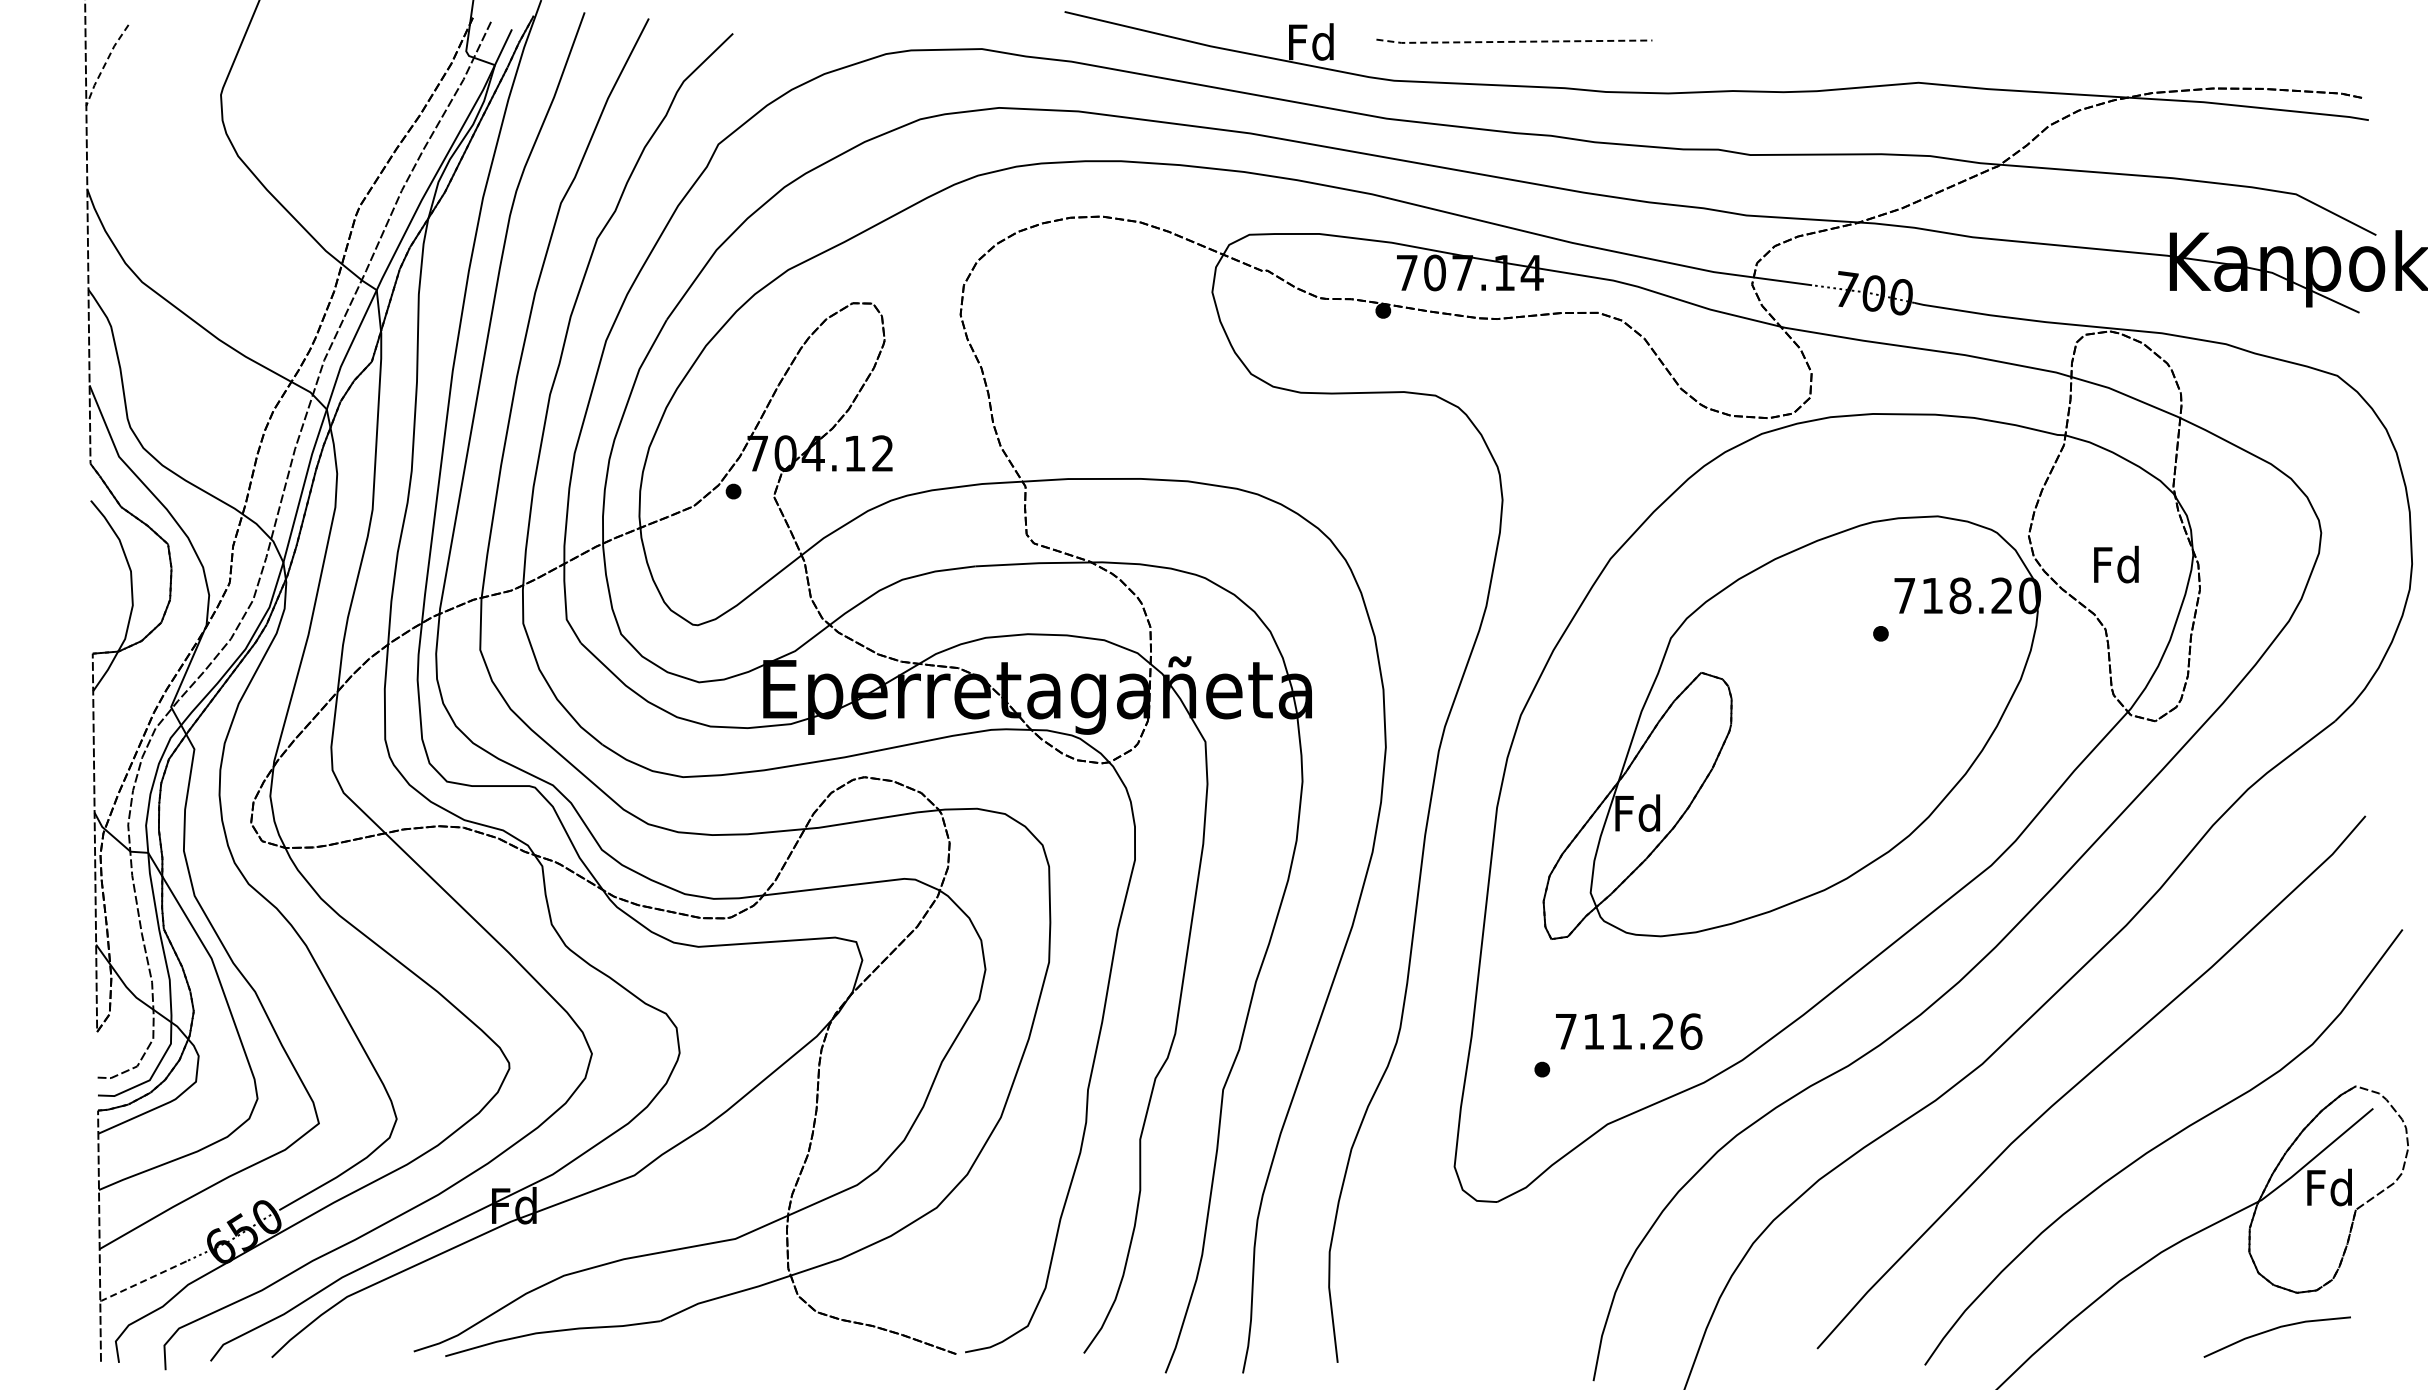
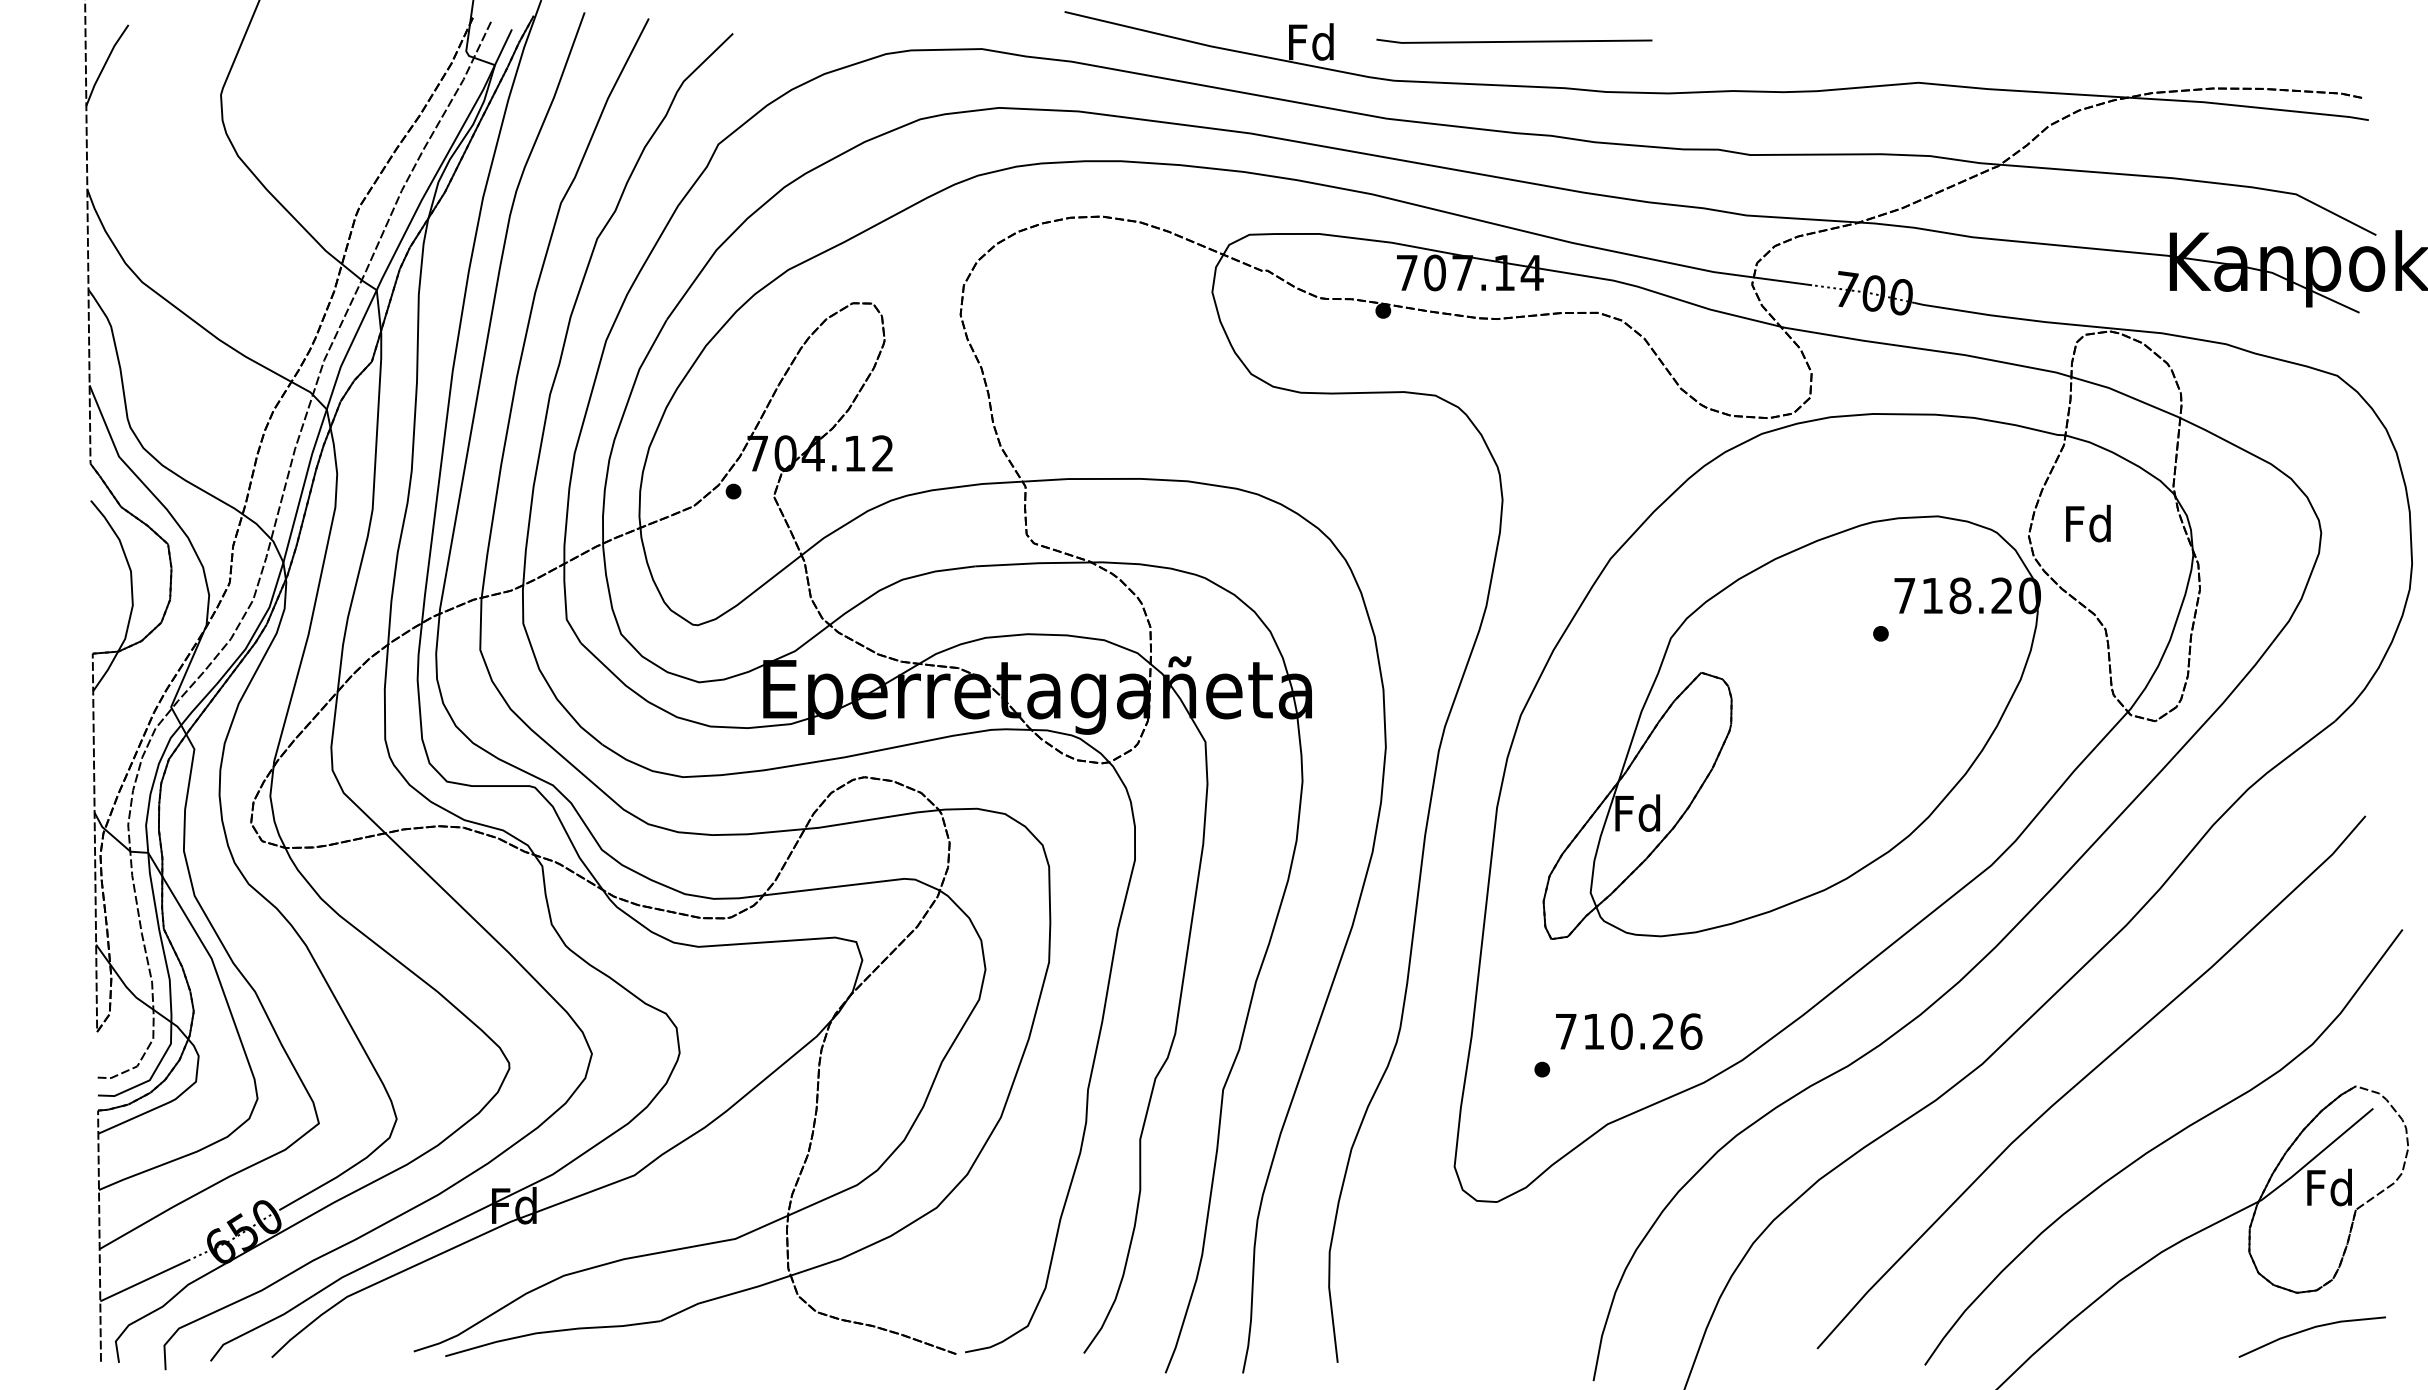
line: dashed -> solid (1513, 41)
line: dashed -> solid (105, 64)
text position: (2116, 564) -> (2088, 523) (2088, 523)
text: 711.26 -> 710.26 (1621, 1031)
line: dashed -> solid (143, 1281)
line position: (2273, 1330) -> (2308, 1330) (2308, 1330)
